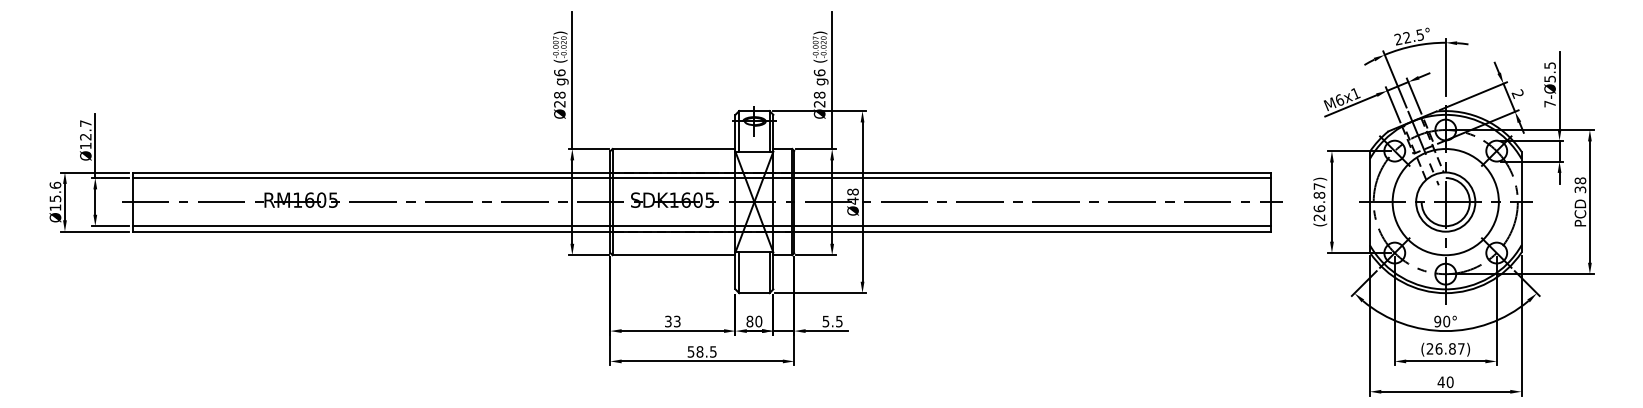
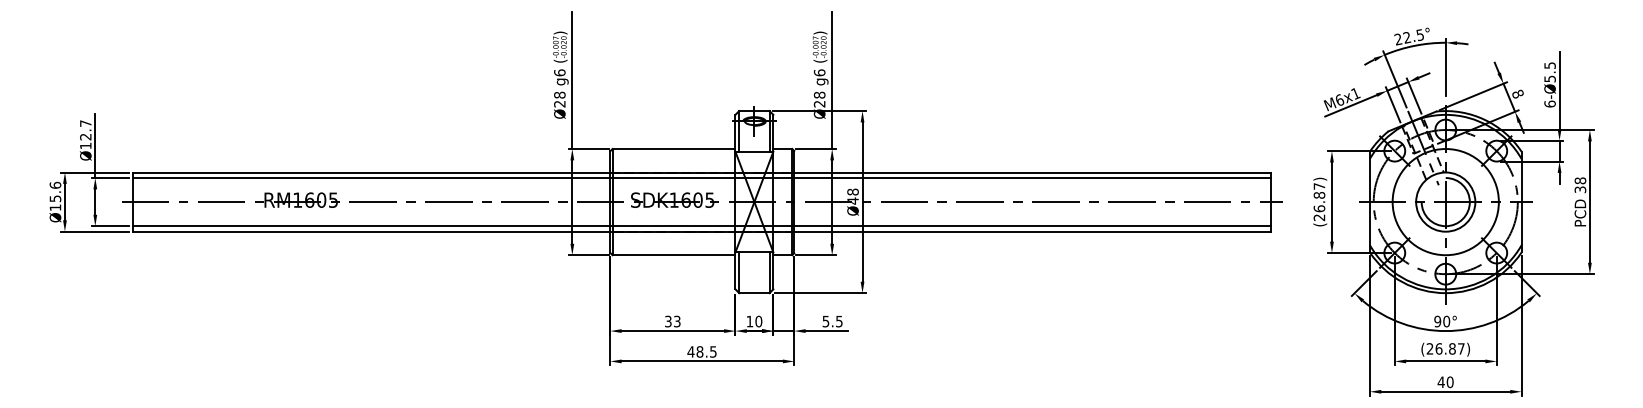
text: 2 -> 8 (1517, 93)
text: 7-Ø5.5 -> 6-Ø5.5 (1549, 103)
text: 80 -> 10 (749, 321)
text: 58.5 -> 48.5 (690, 351)
